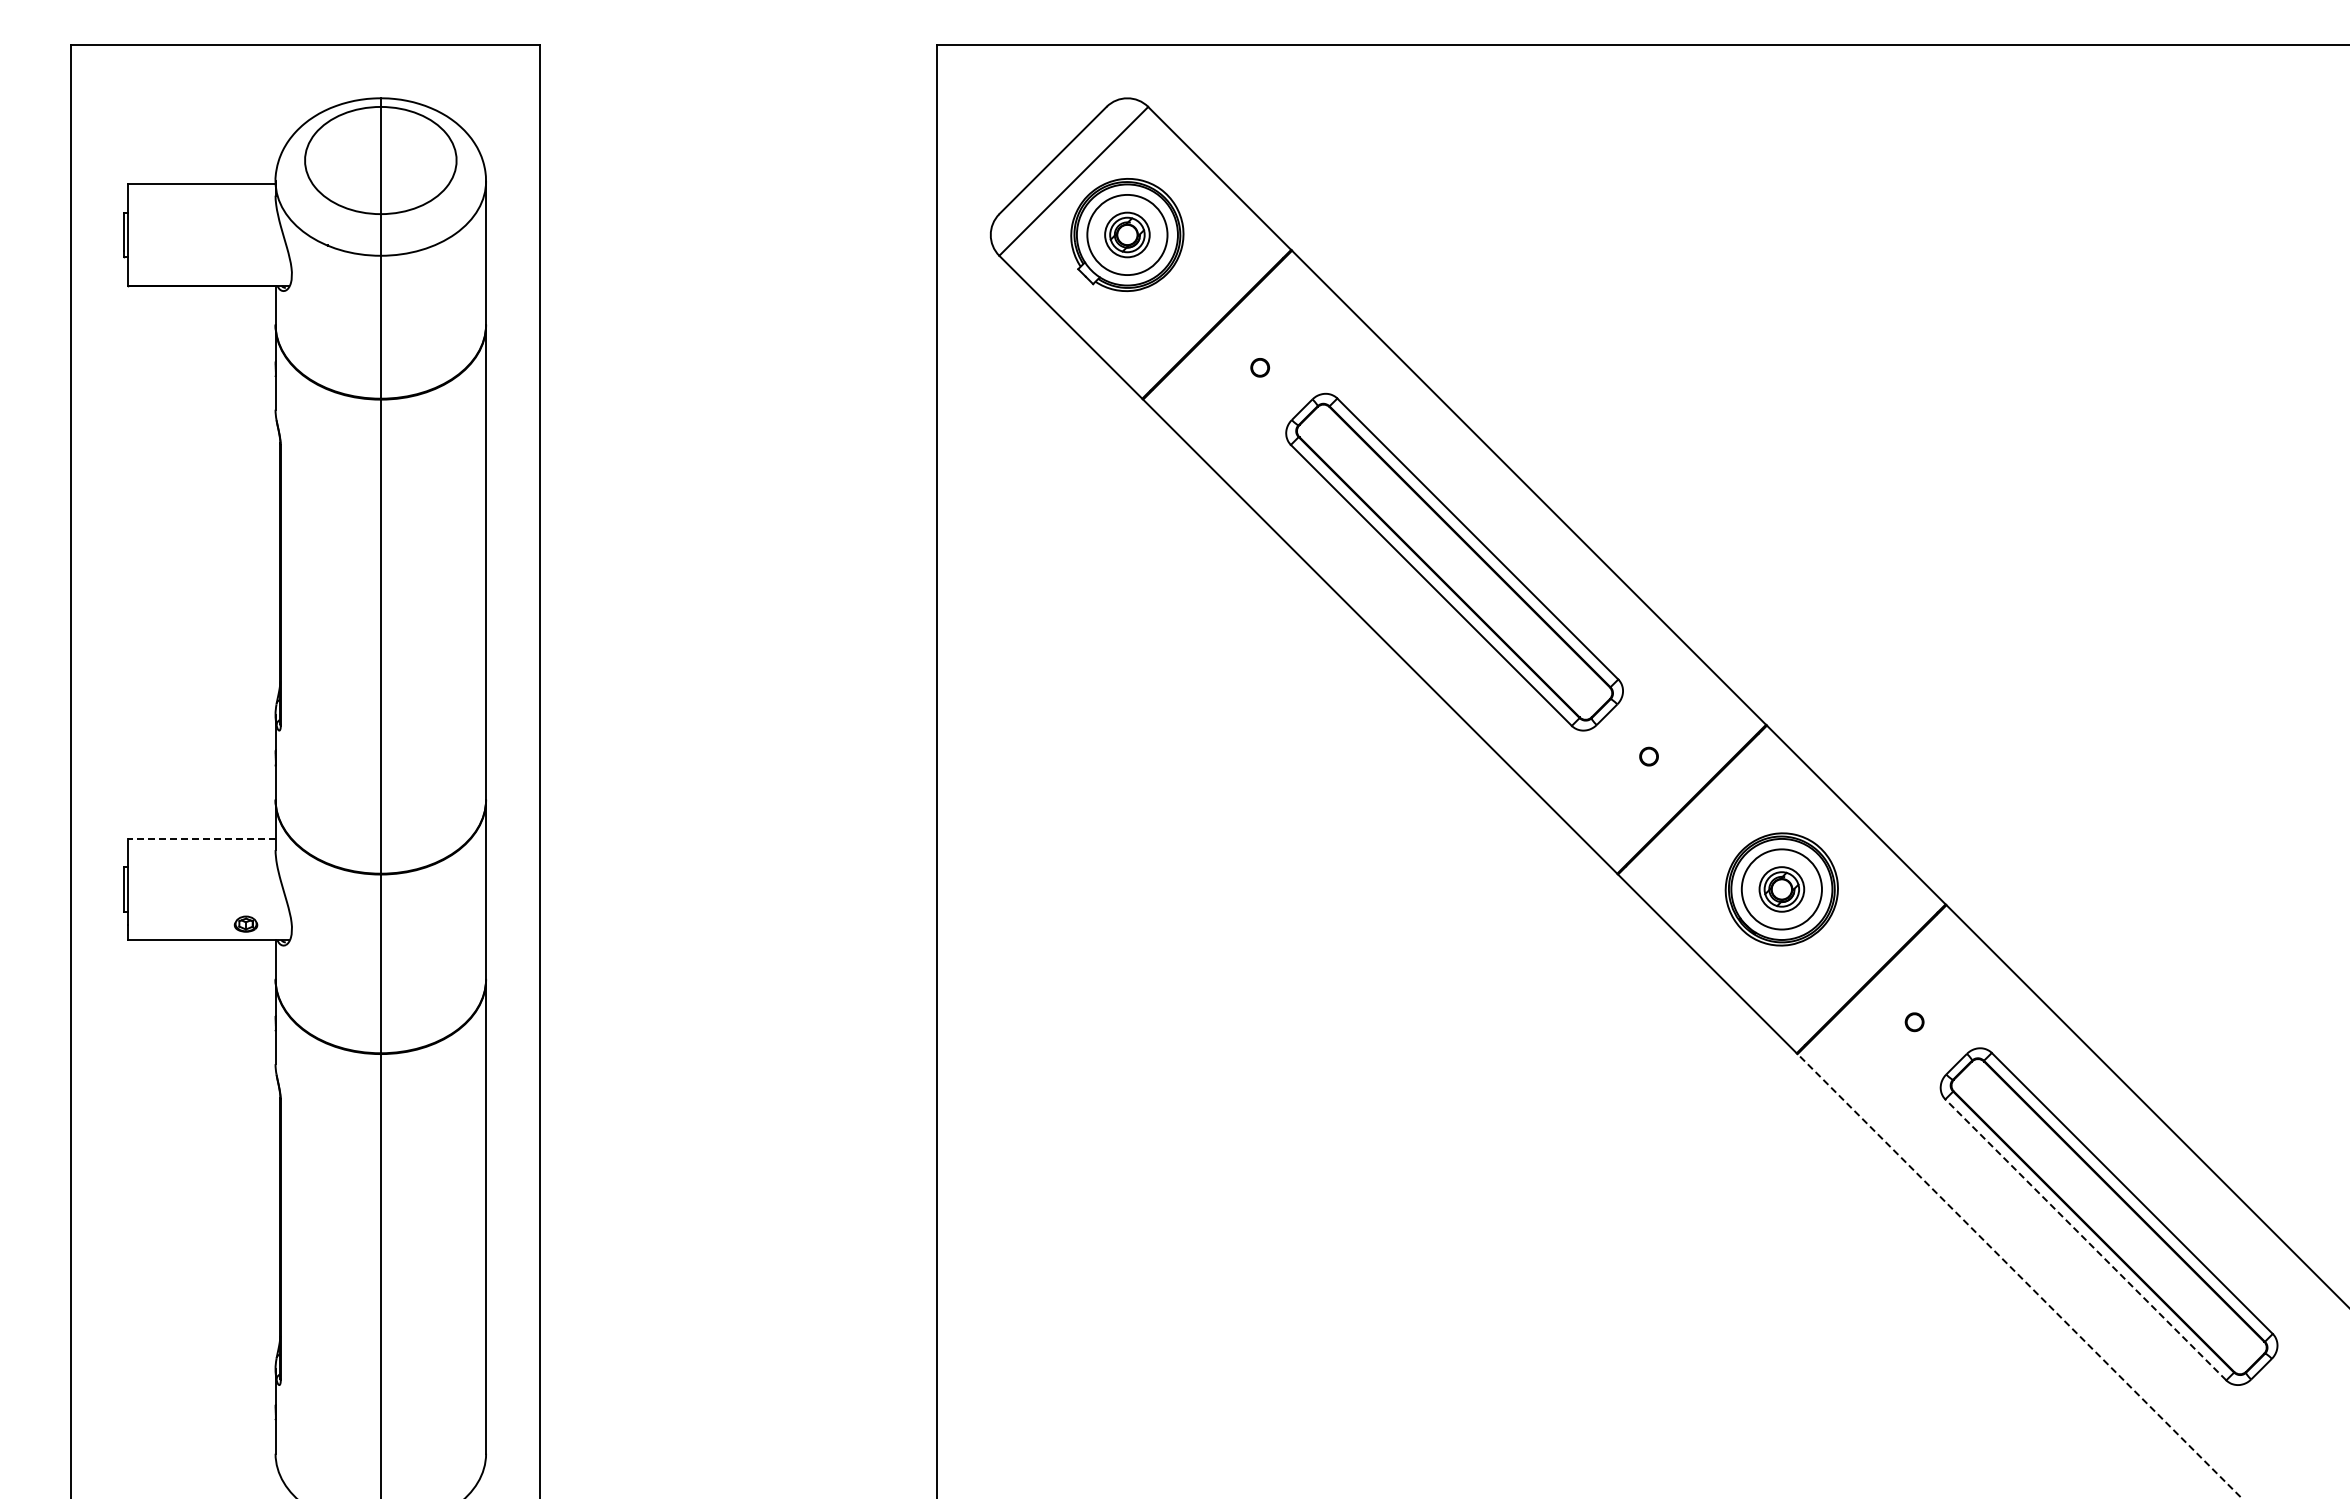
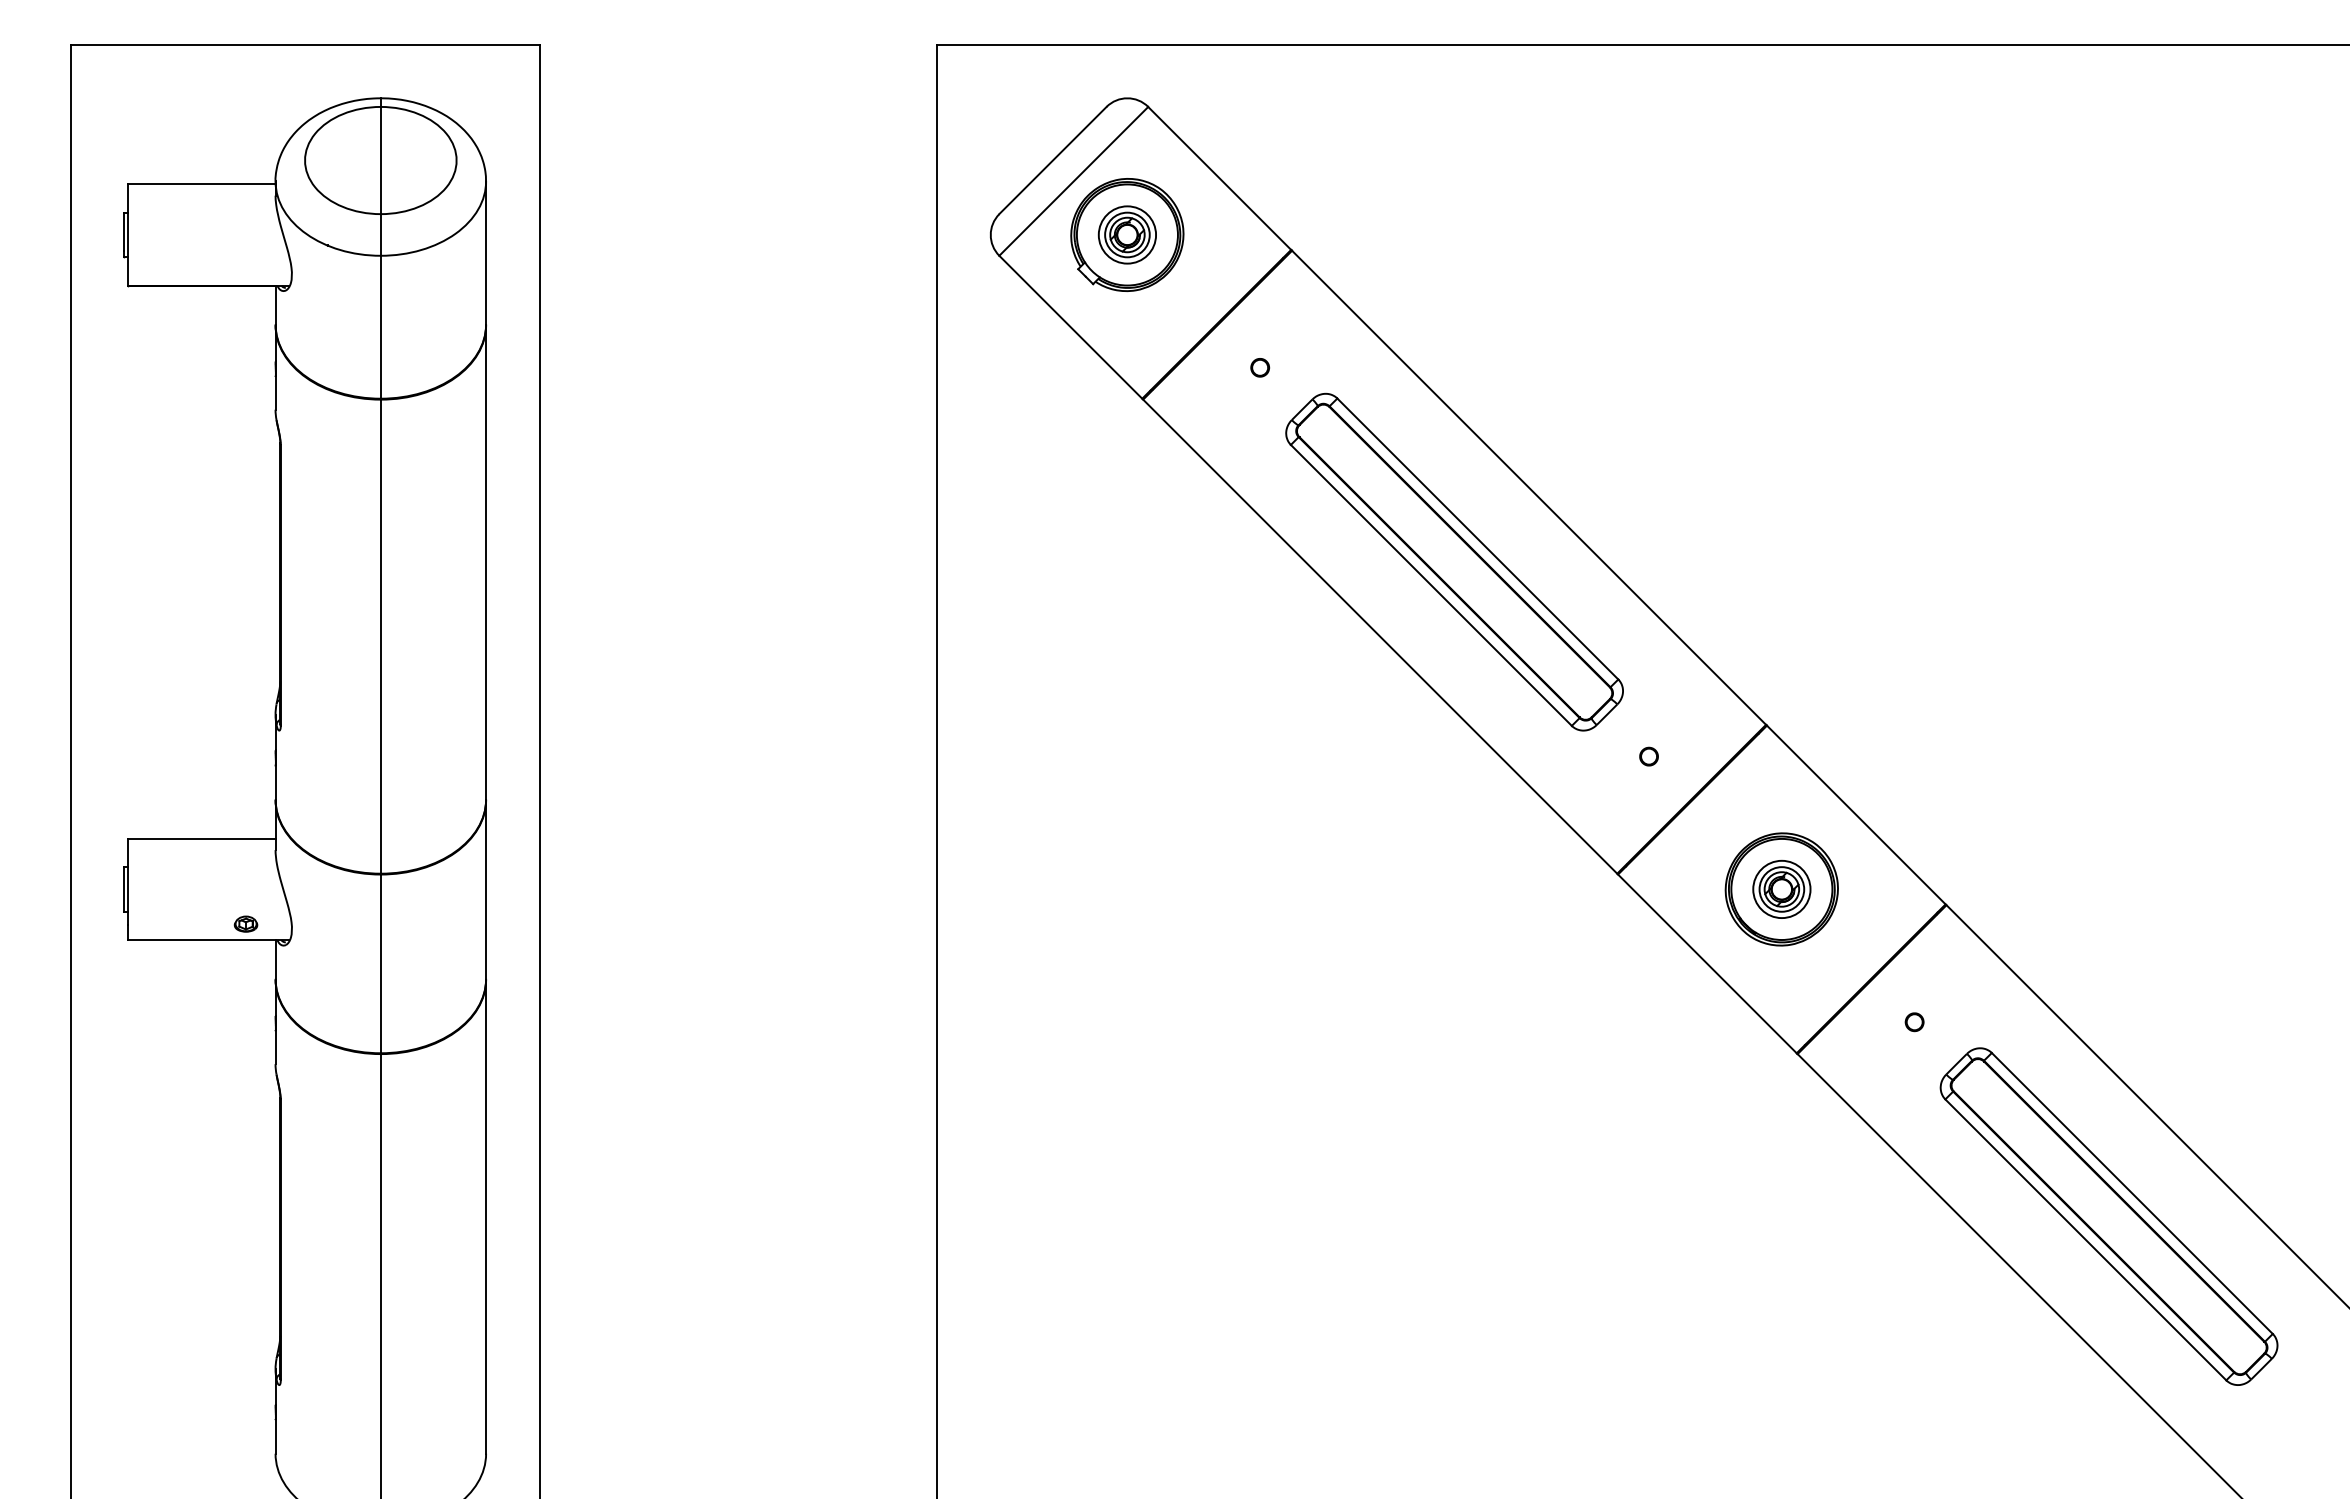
circle diameter: 80 px -> 57 px (1127, 234)
line: dashed -> solid (201, 838)
circle diameter: 80 px -> 57 px (1781, 889)
line: dashed -> solid (2085, 1239)
line: dashed -> solid (2019, 1275)
